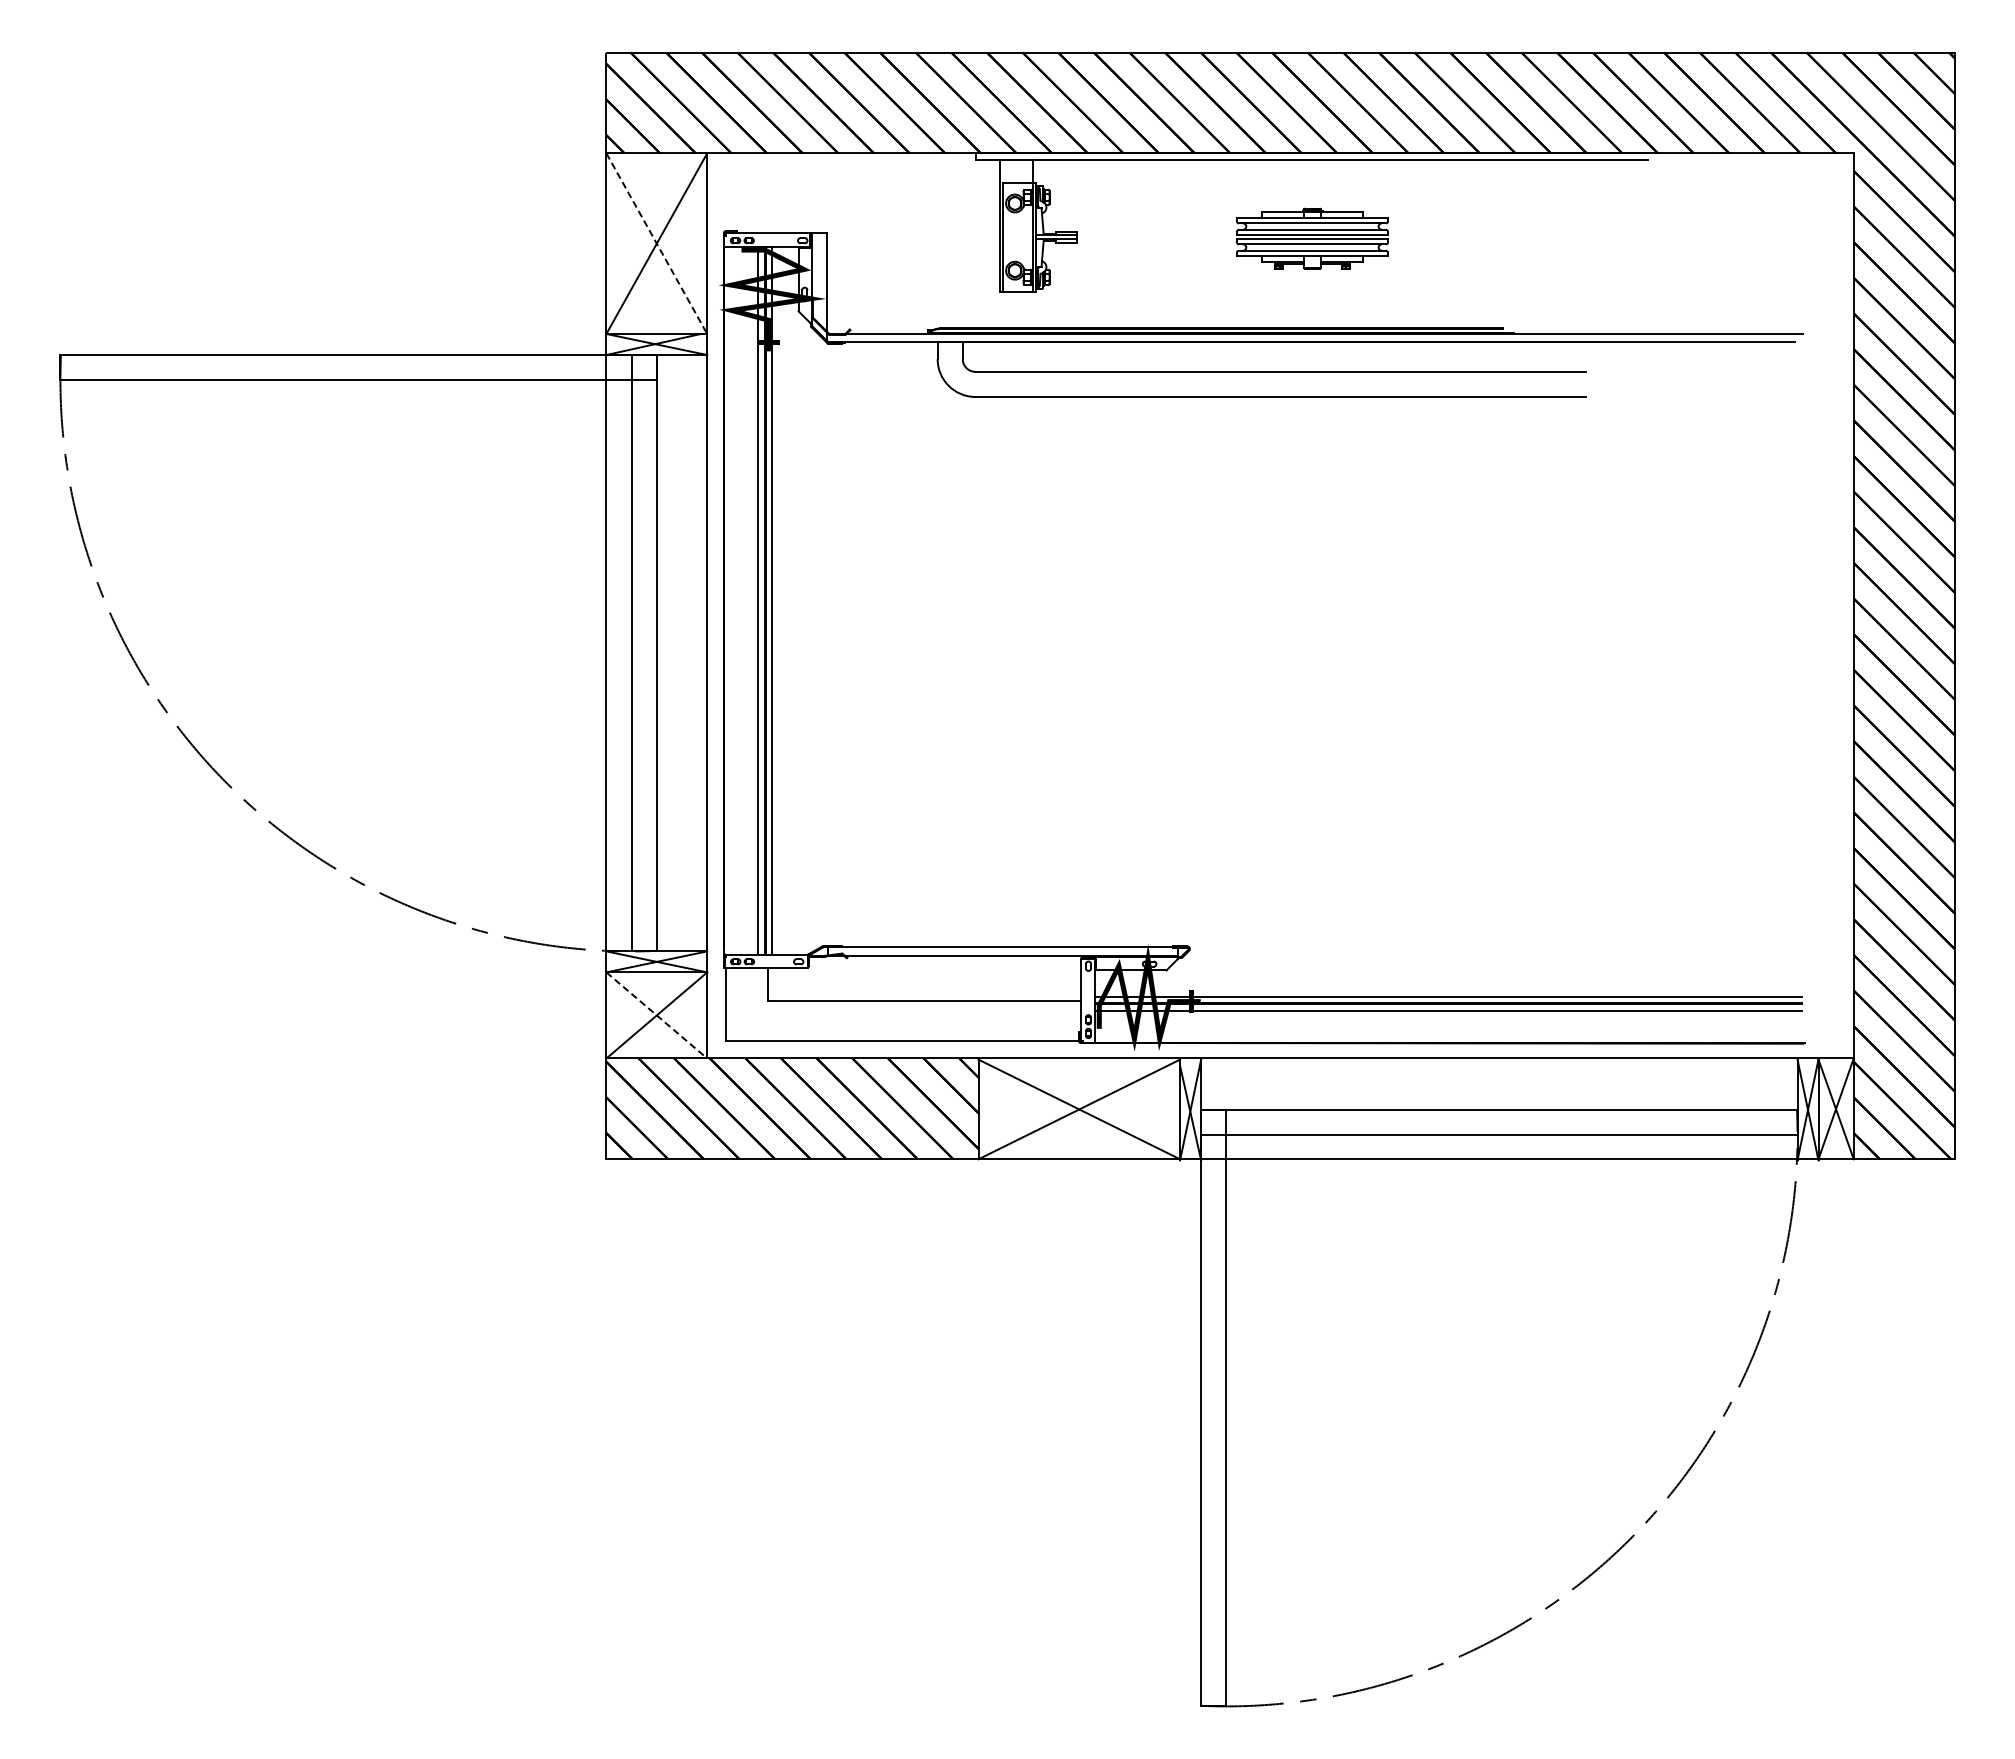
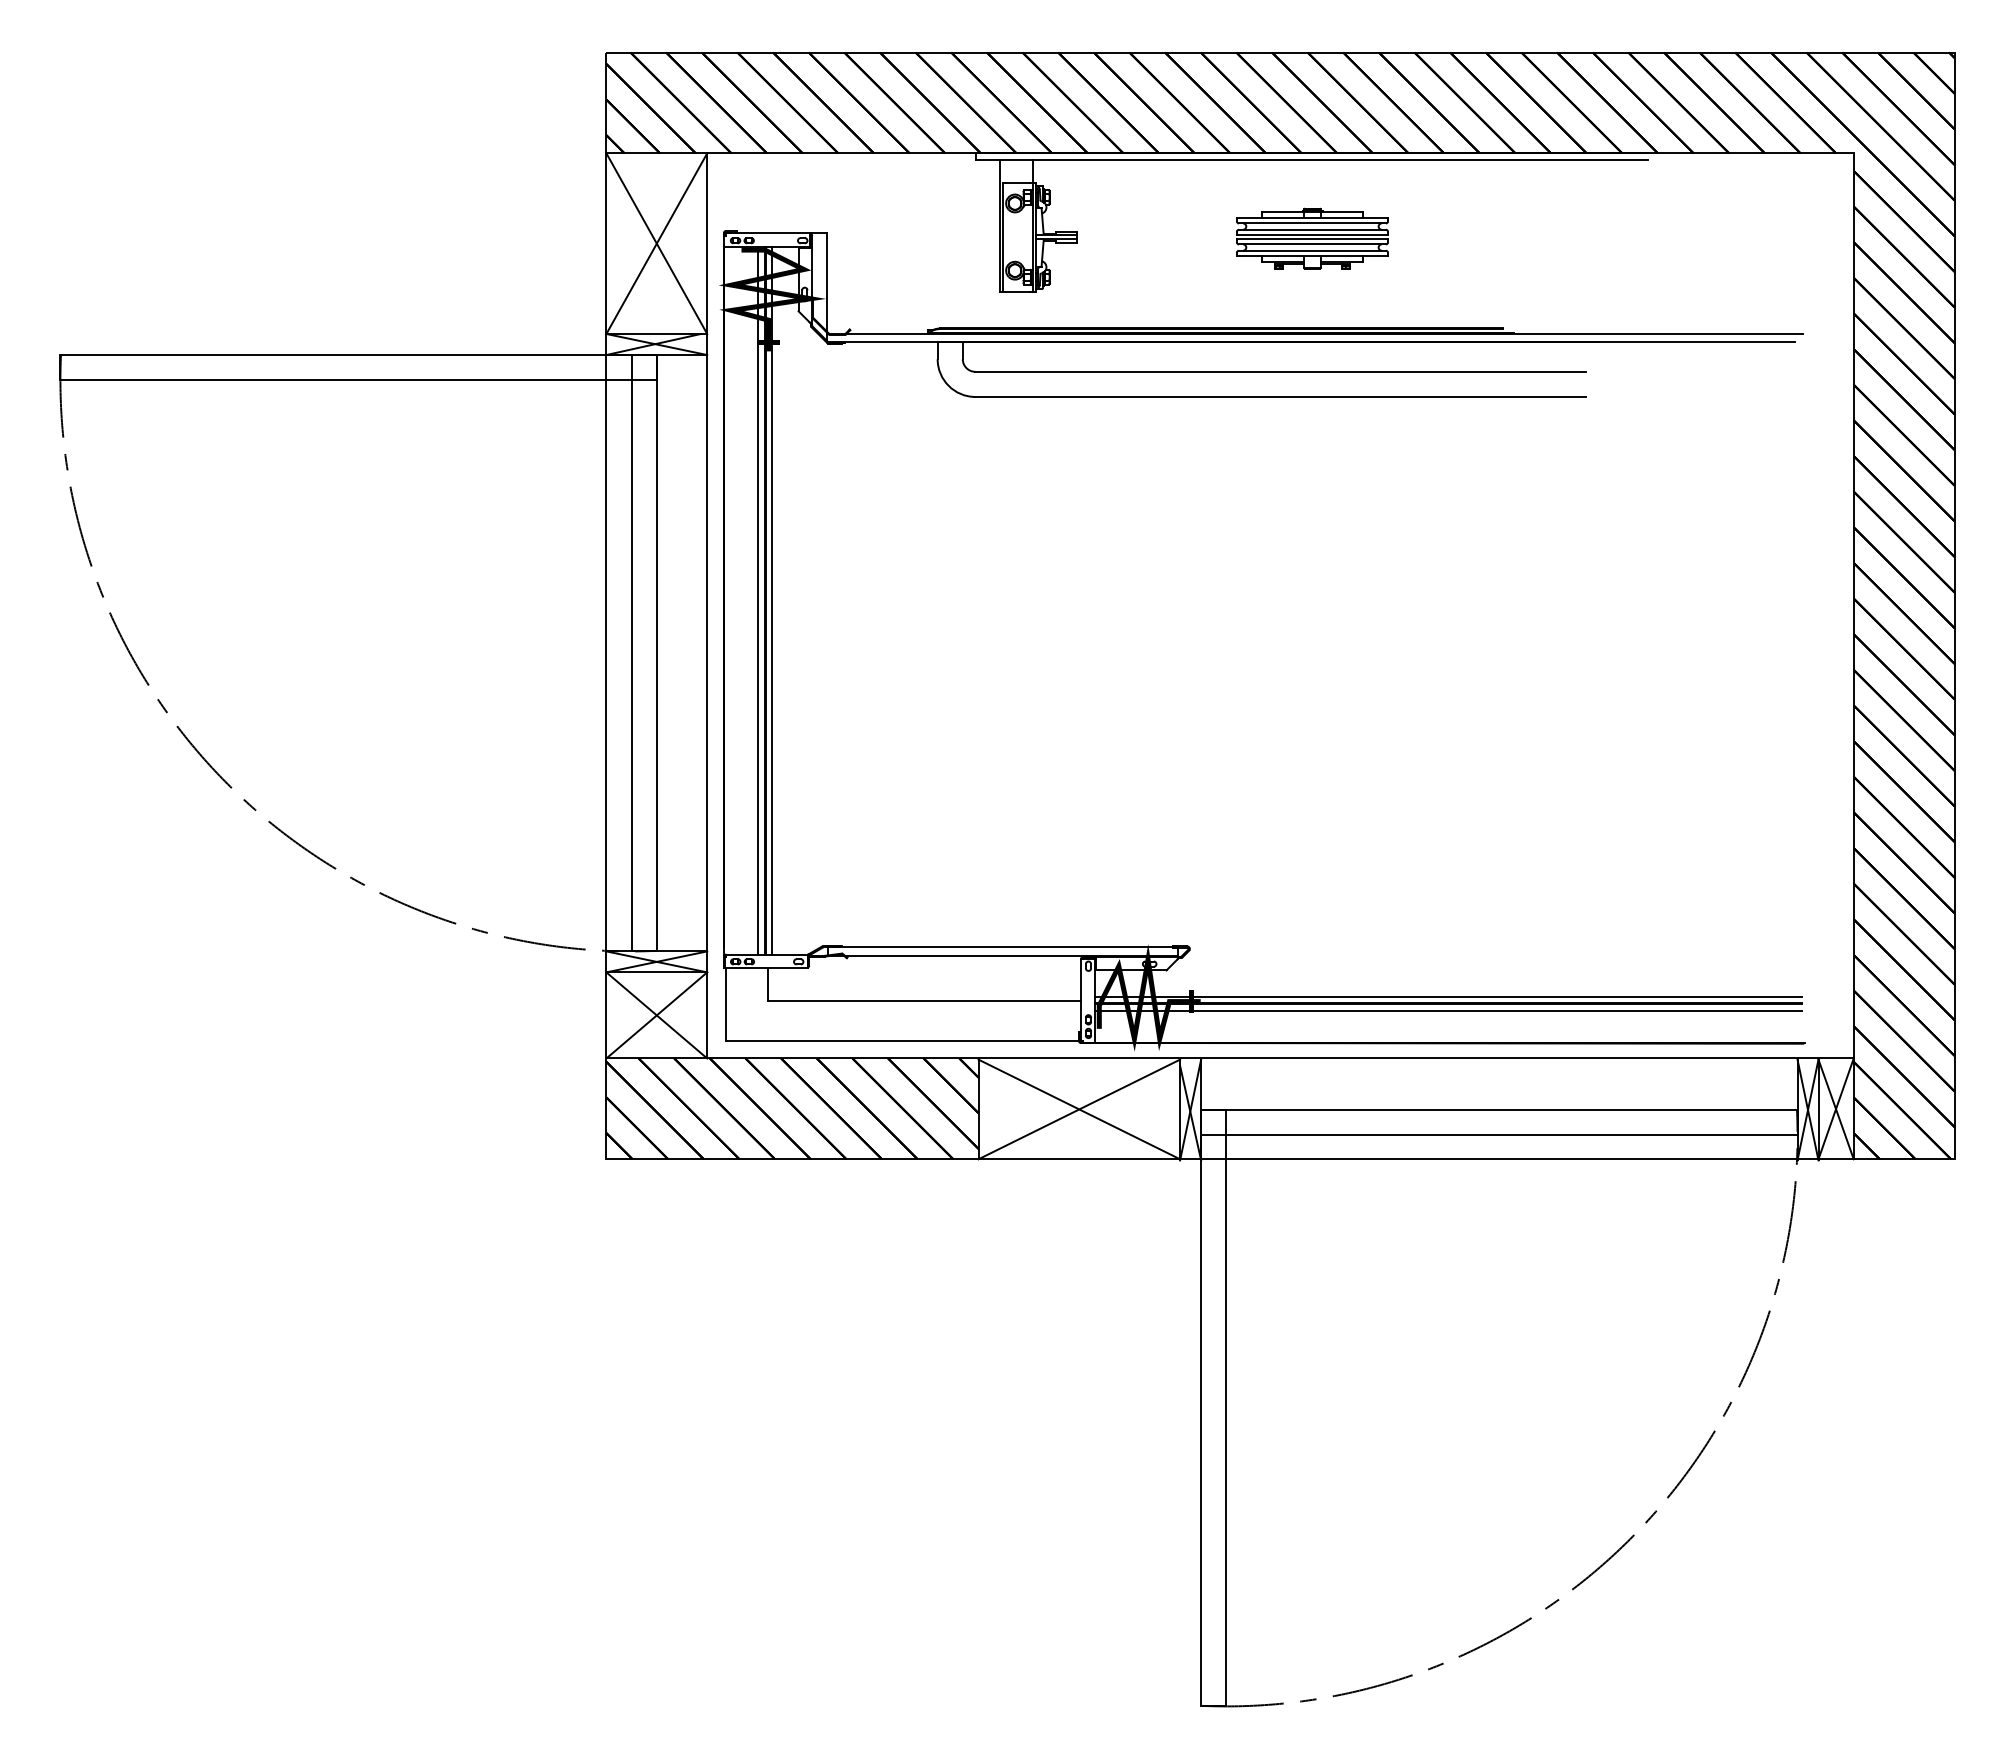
line: dashed -> solid (657, 244)
line: dashed -> solid (657, 1015)
